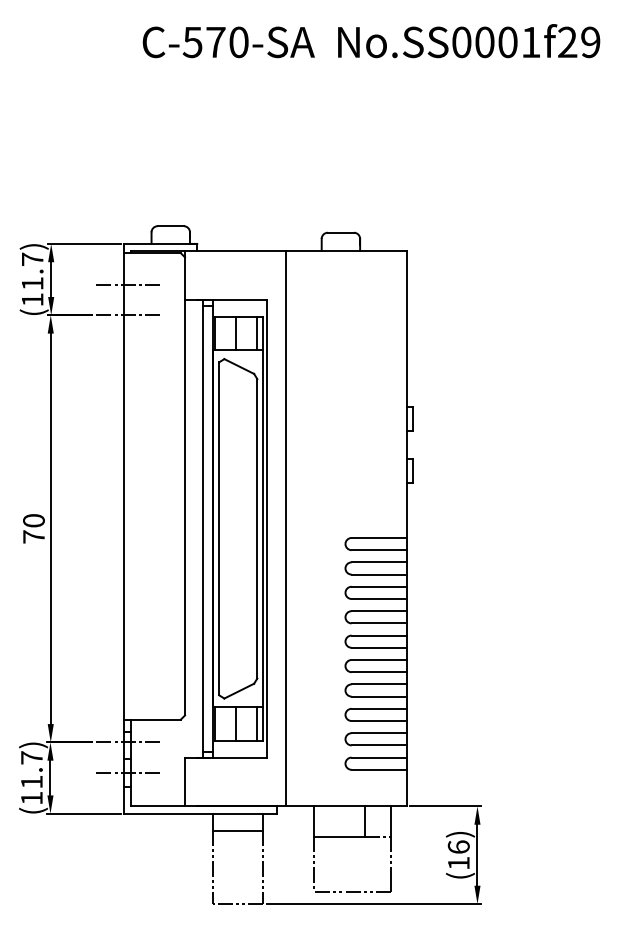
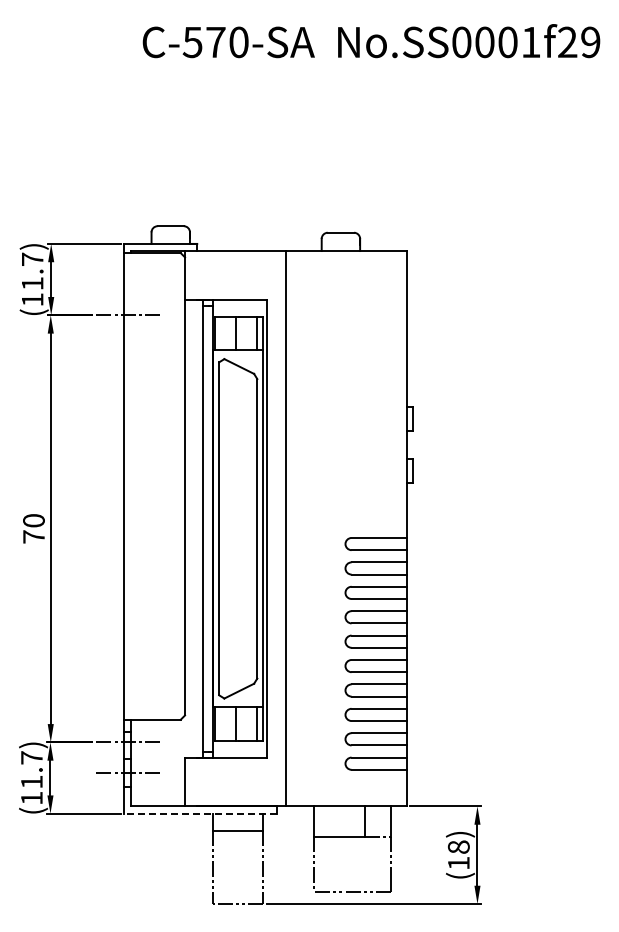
line: present -> none (127, 284)
line: solid -> dashed (199, 813)
text: (16) -> (18) (458, 846)
